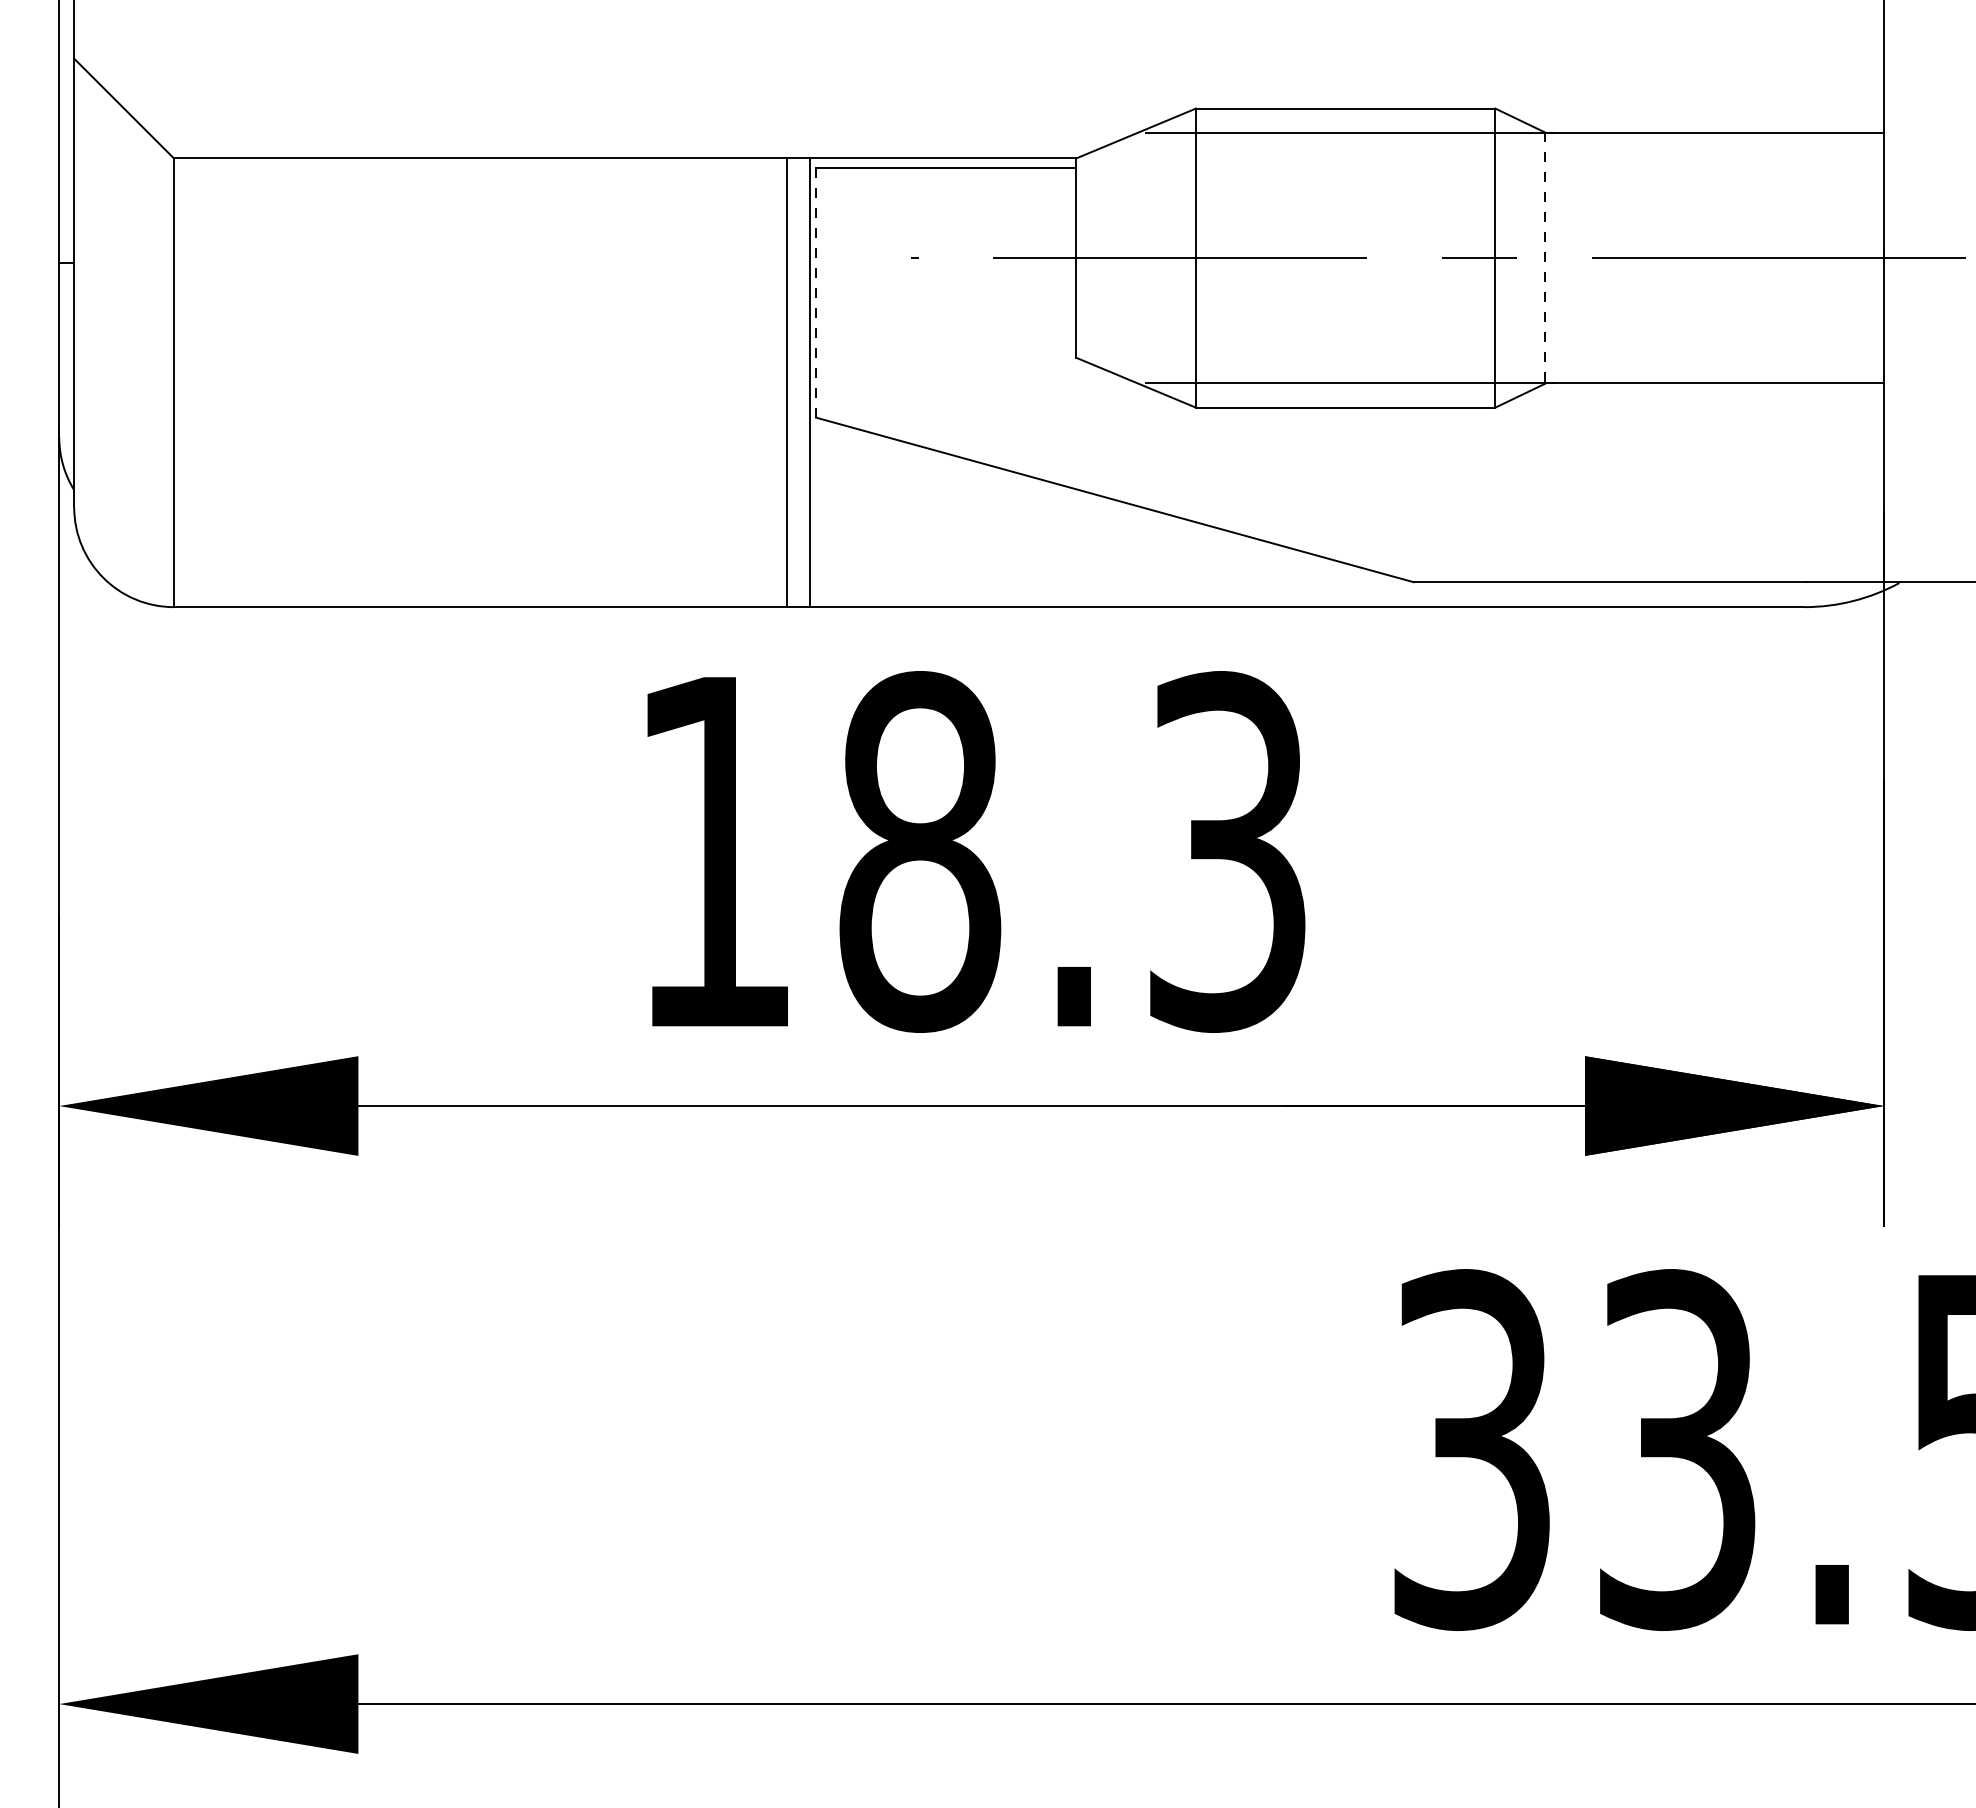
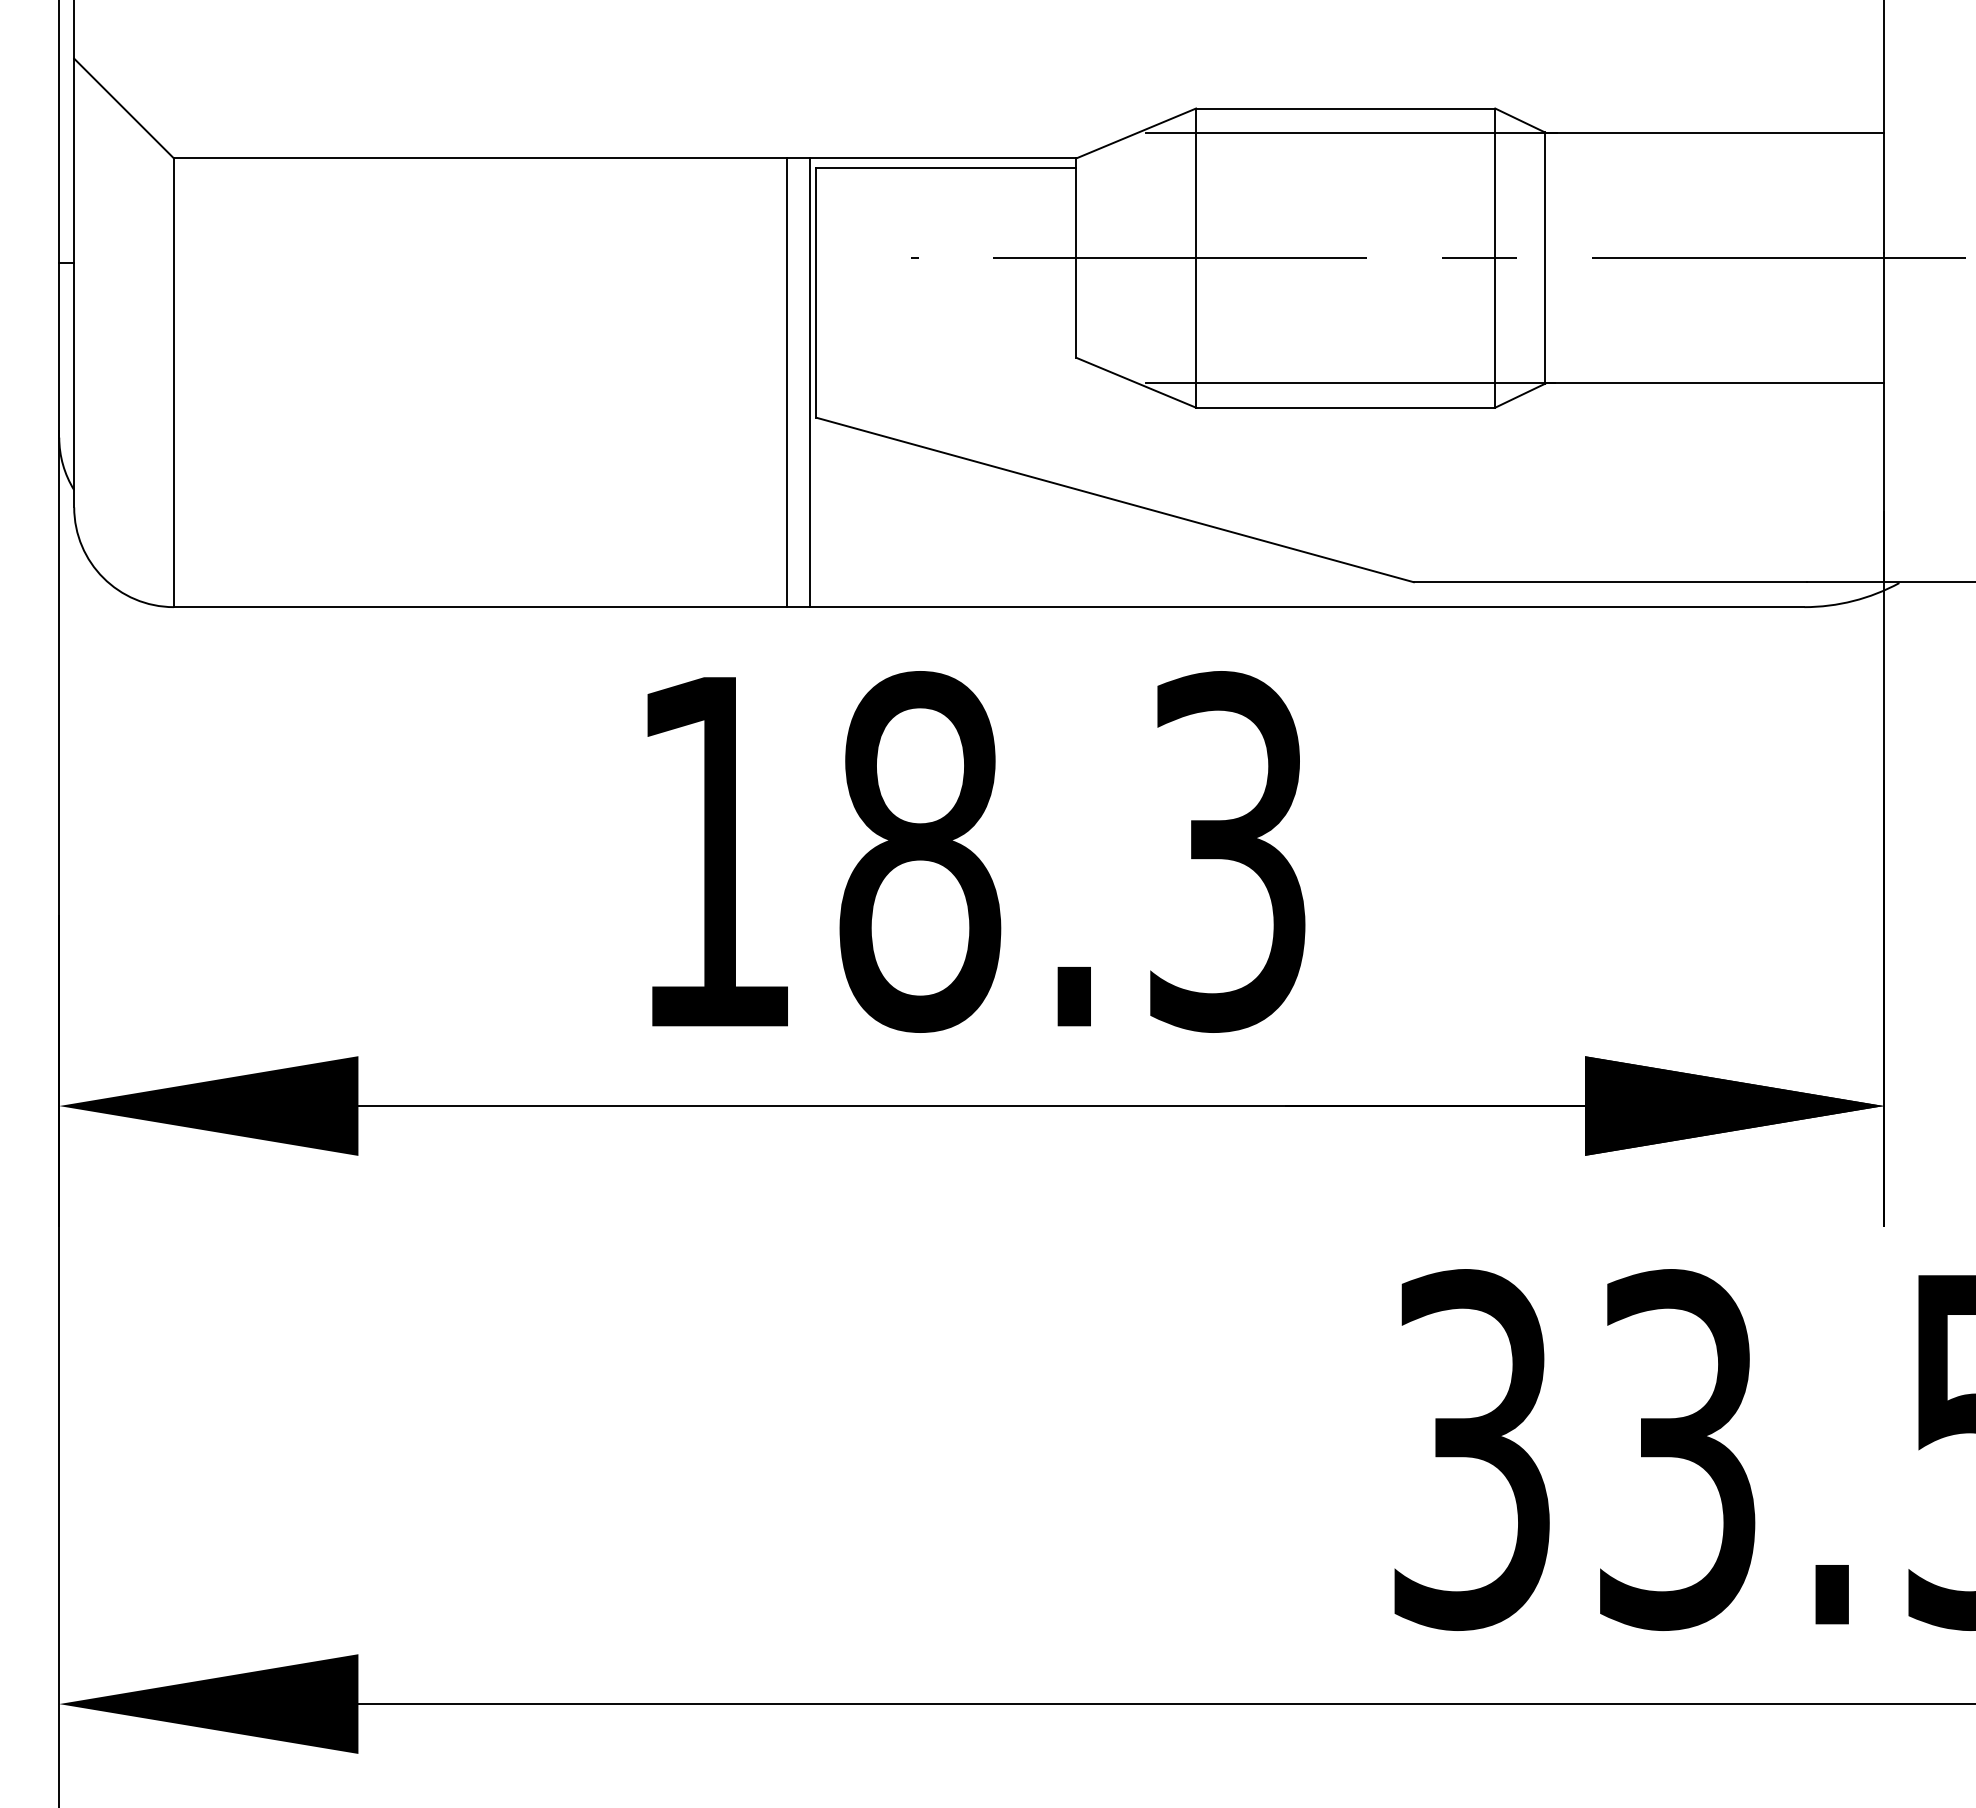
line: dashed -> solid (1545, 258)
line: dashed -> solid (816, 293)
